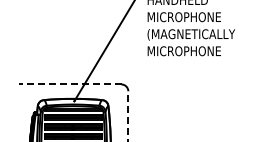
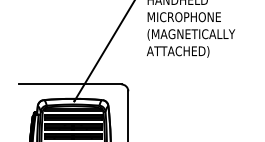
text: MICROPHONE -> ATTACHED) (183, 51)
line: dashed -> solid (69, 84)
line: dashed -> solid (128, 116)
